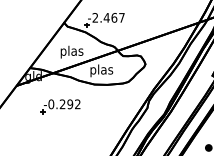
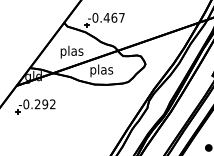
text: -2.467 -> -0.467 (95, 17)
part position: (60, 106) -> (35, 106) (35, 106)
